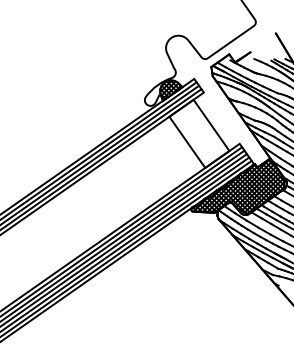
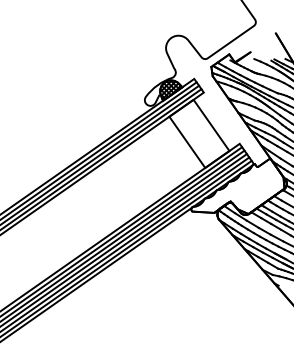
hatch: present -> none (237, 185)
